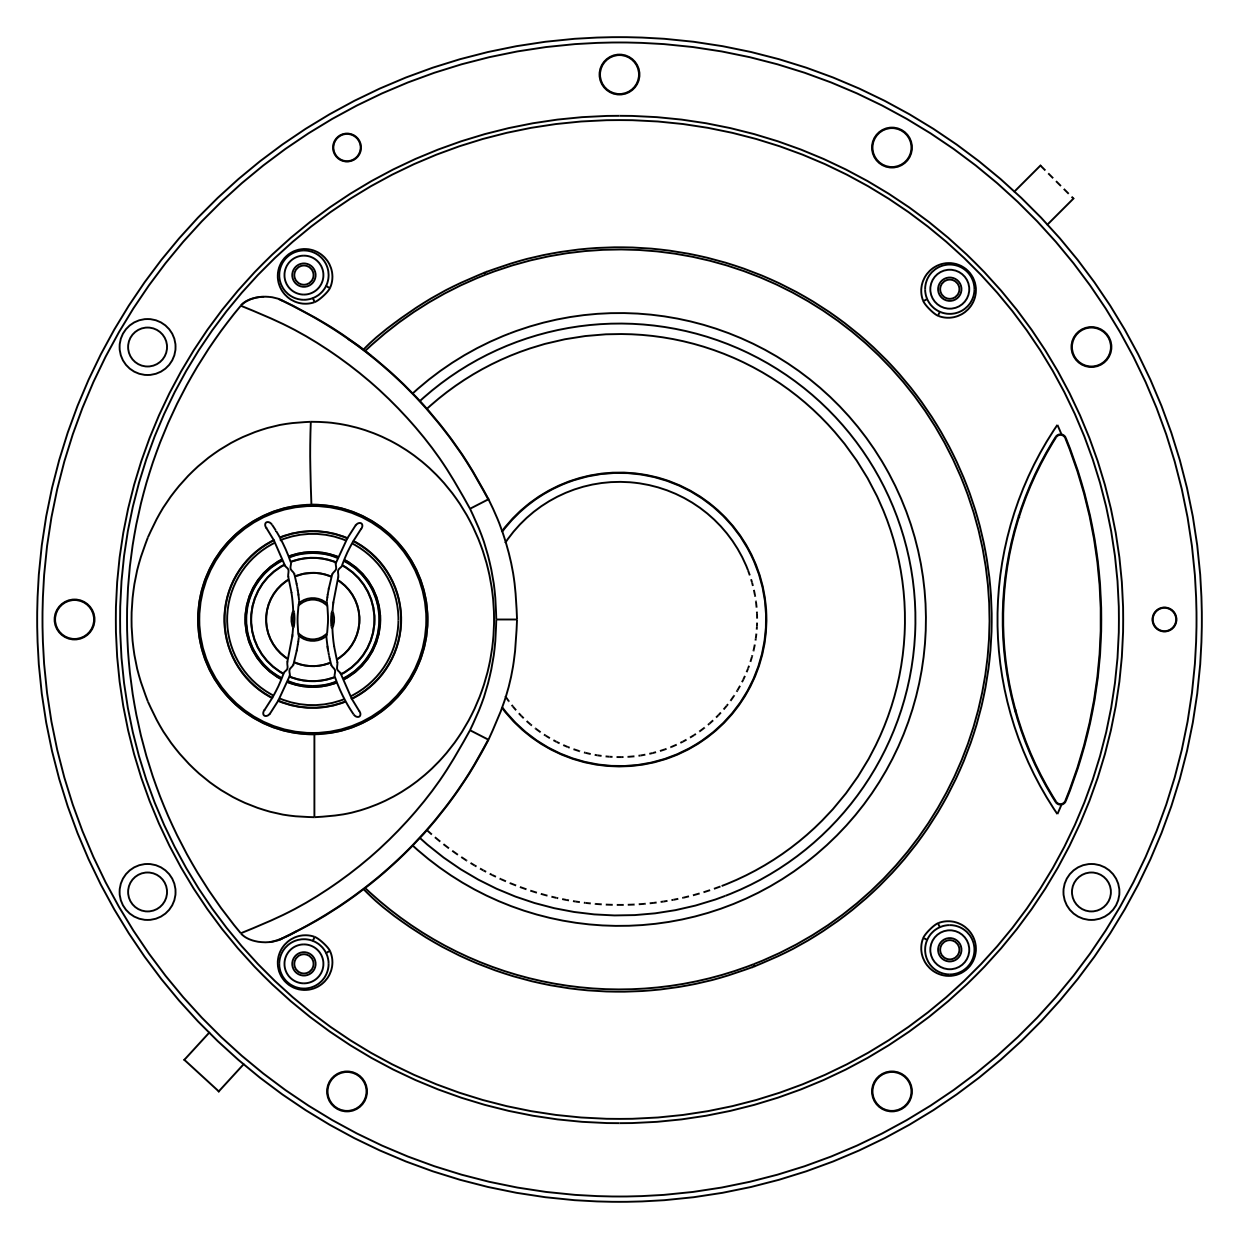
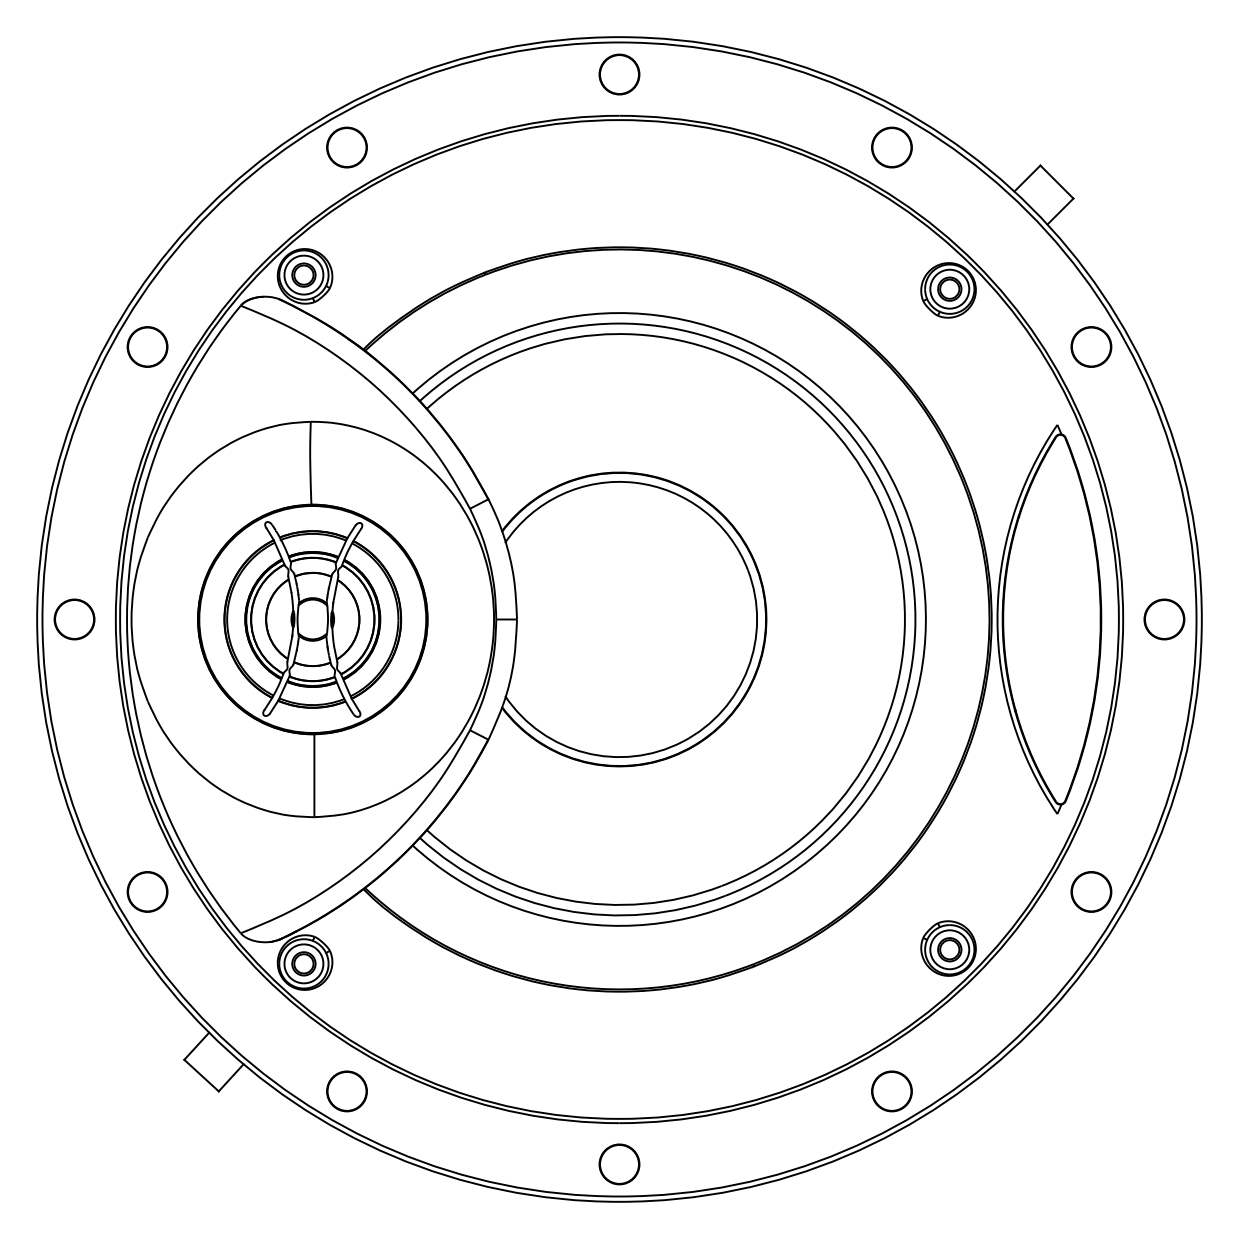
part size: 30x31 px -> 42x43 px (346, 147)
line: dashed -> solid (1057, 182)
circle diameter: 56 px -> 40 px (147, 347)
part size: 27x27 px -> 43x43 px (1164, 619)
arc: dashed -> solid (682, 741)
circle diameter: 56 px -> 40 px (147, 891)
circle diameter: 56 px -> 40 px (1091, 891)
arc: dashed -> solid (566, 899)
part: none -> present (619, 1164)
